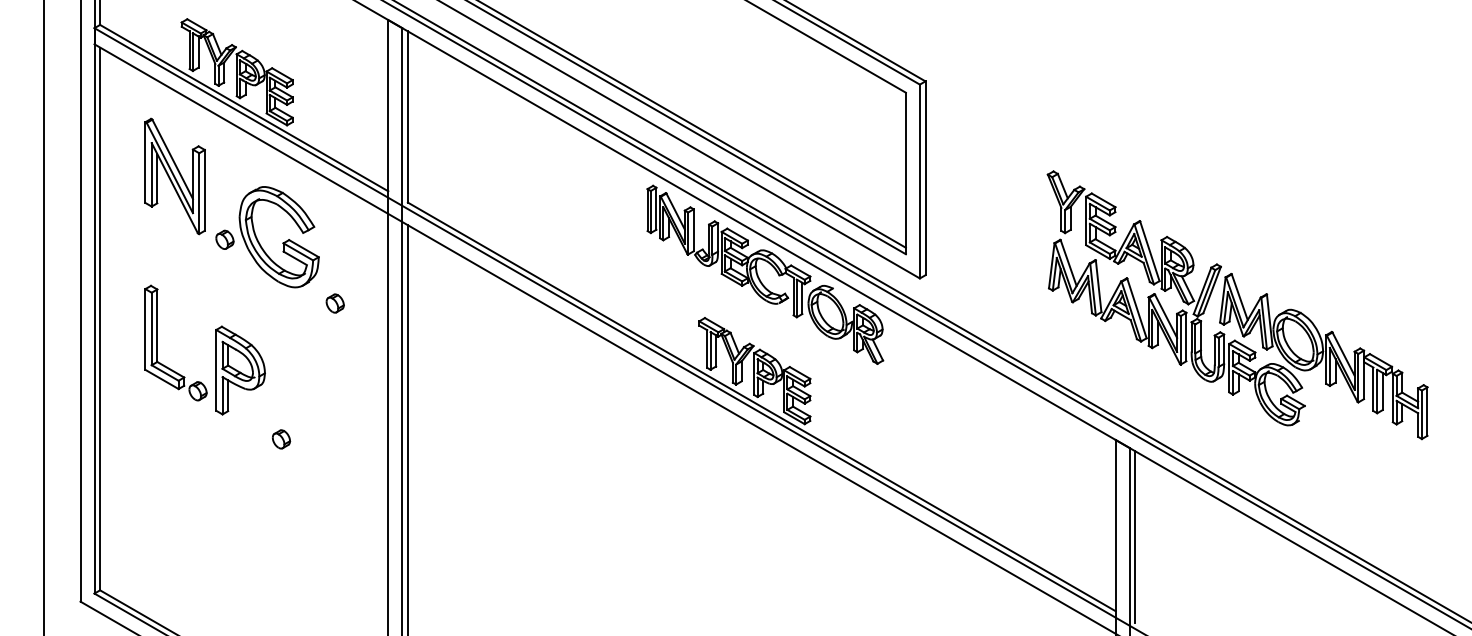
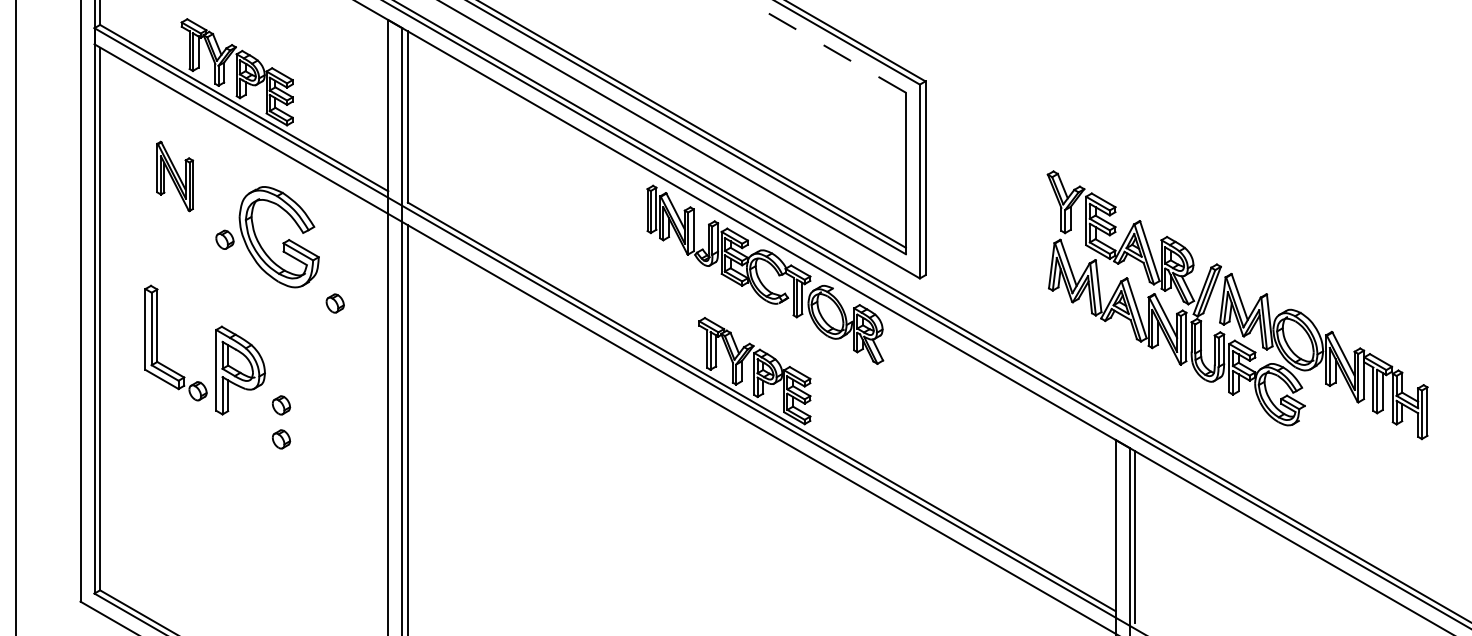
line: solid -> dashed (825, 46)
part size: 62x119 px -> 39x73 px (175, 176)
line position: (44, 317) -> (16, 317) (16, 317)
part: none -> present (281, 405)
